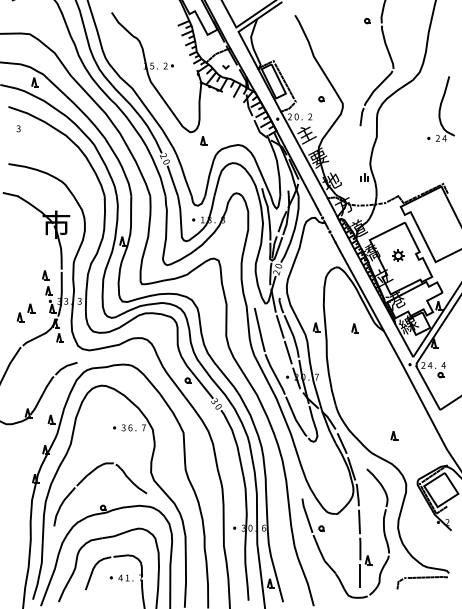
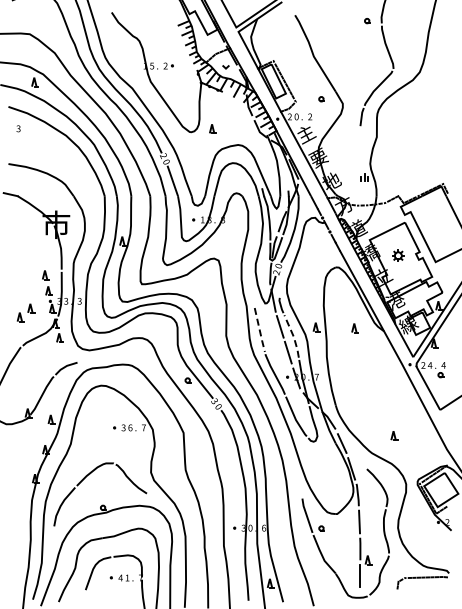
part: present -> none (440, 108)
part position: (203, 140) -> (212, 128) (212, 128)
line: solid -> dashed (259, 331)
line: solid -> dashed (293, 337)
